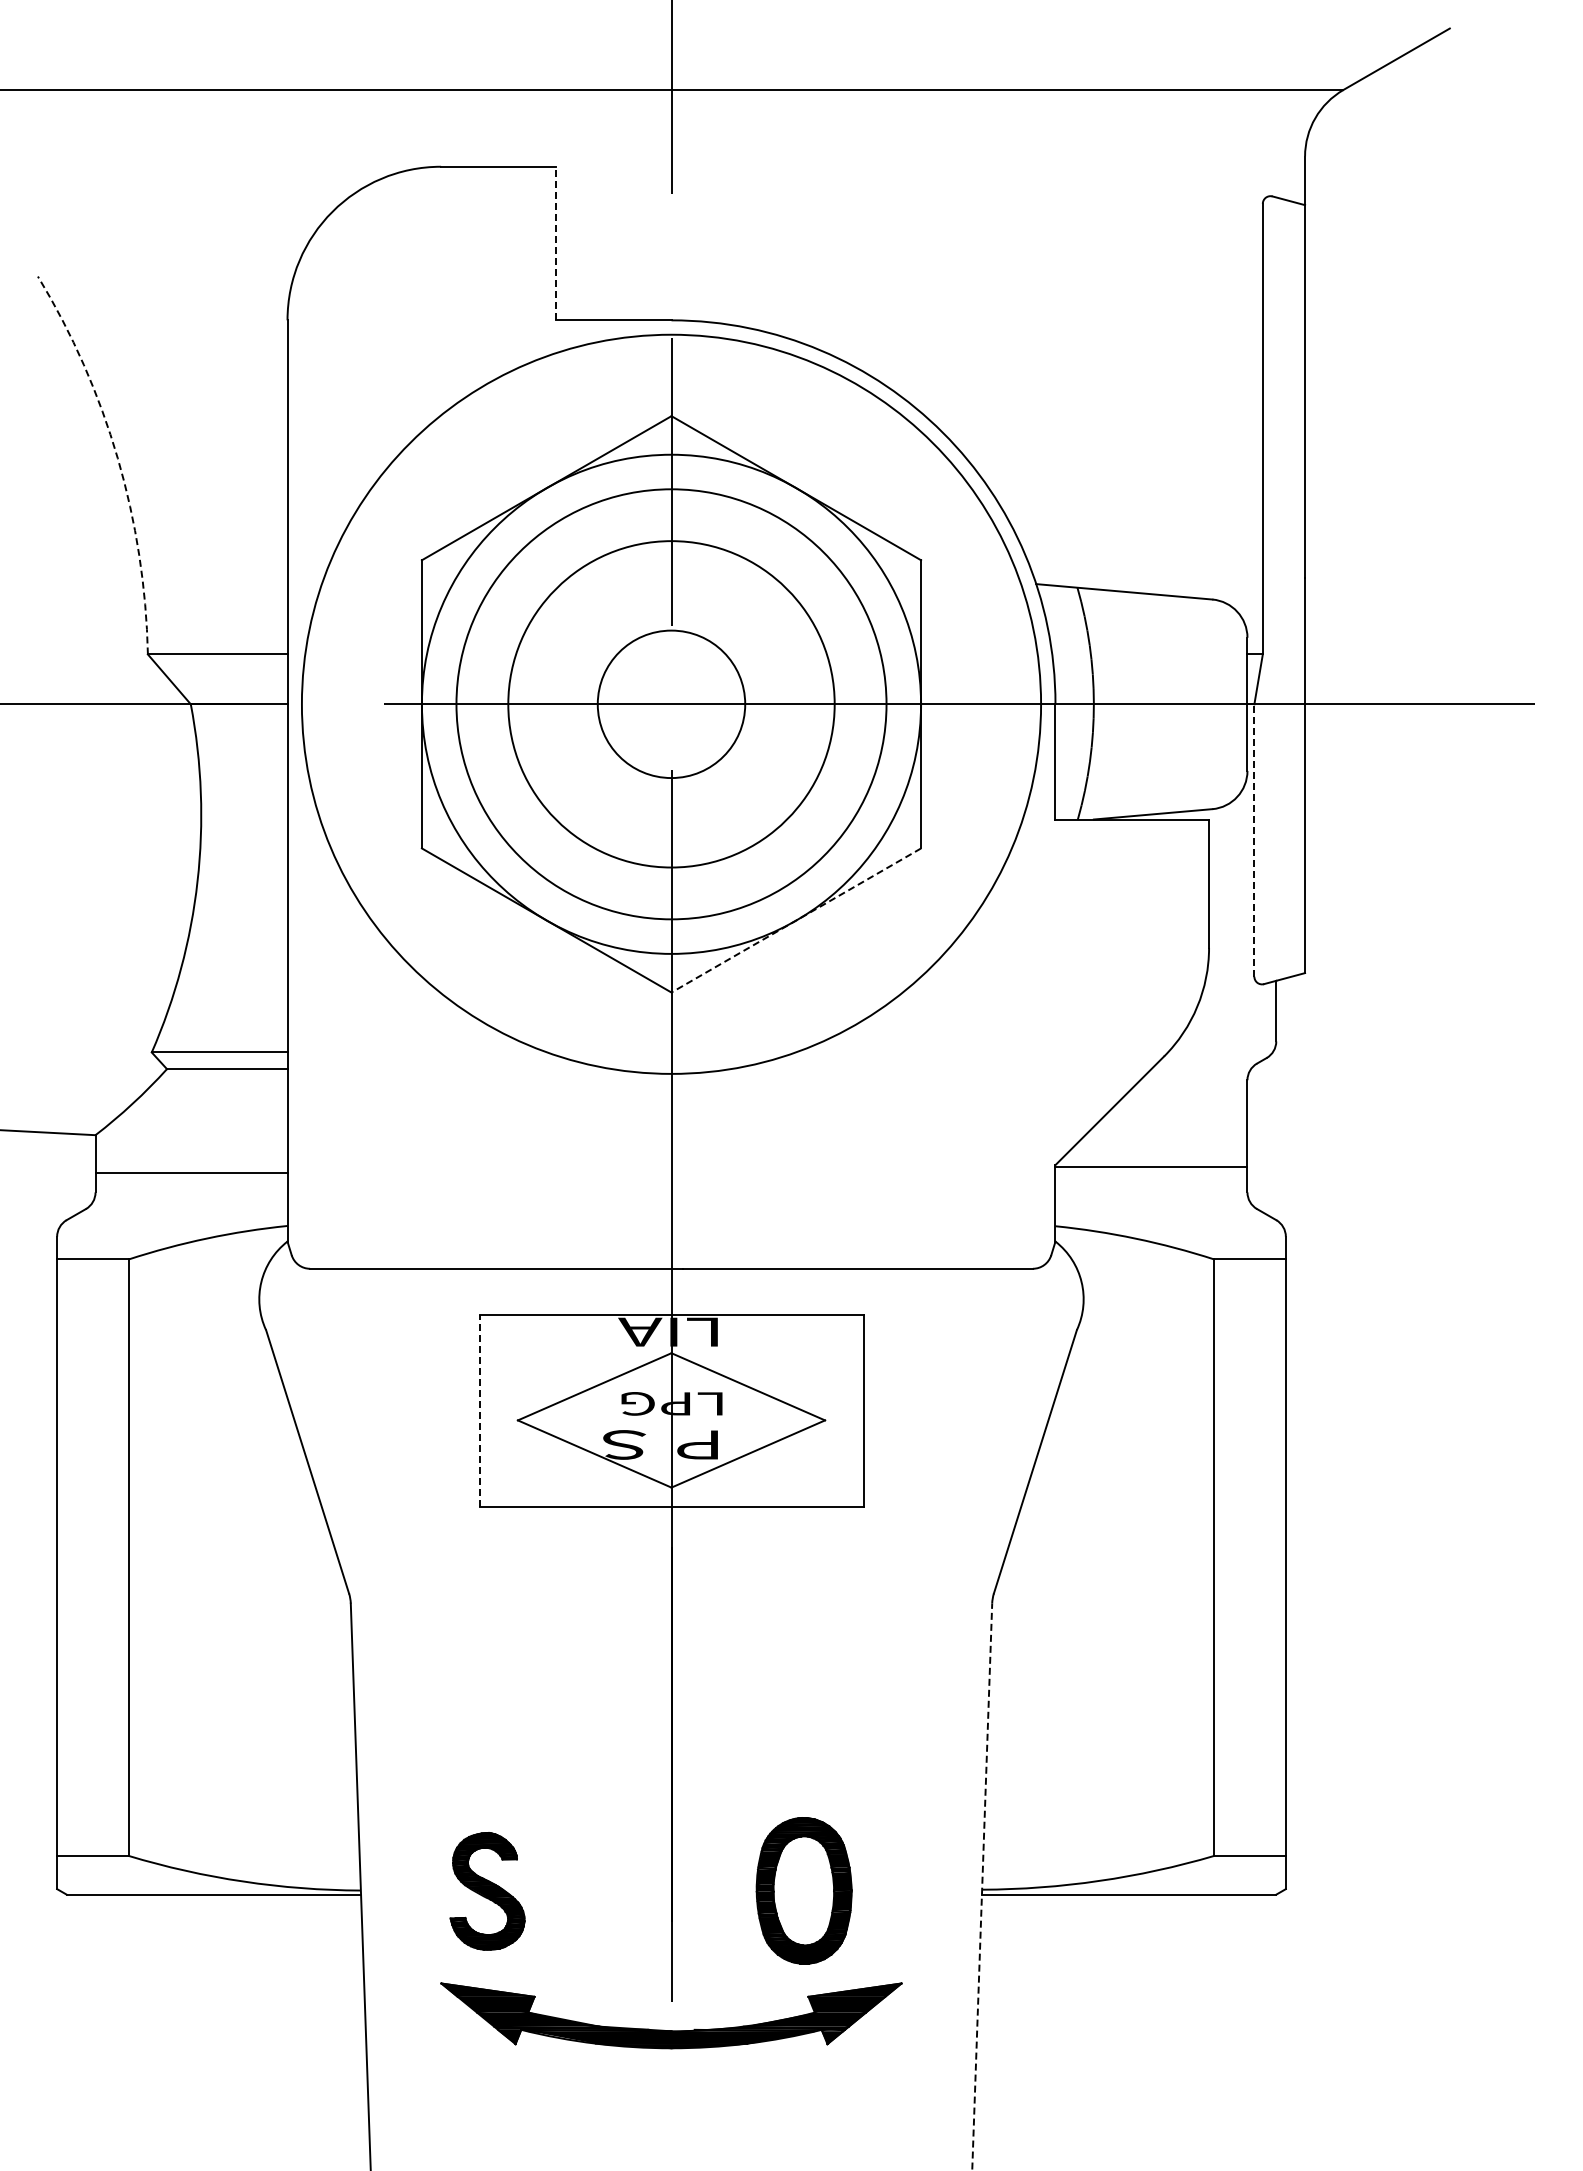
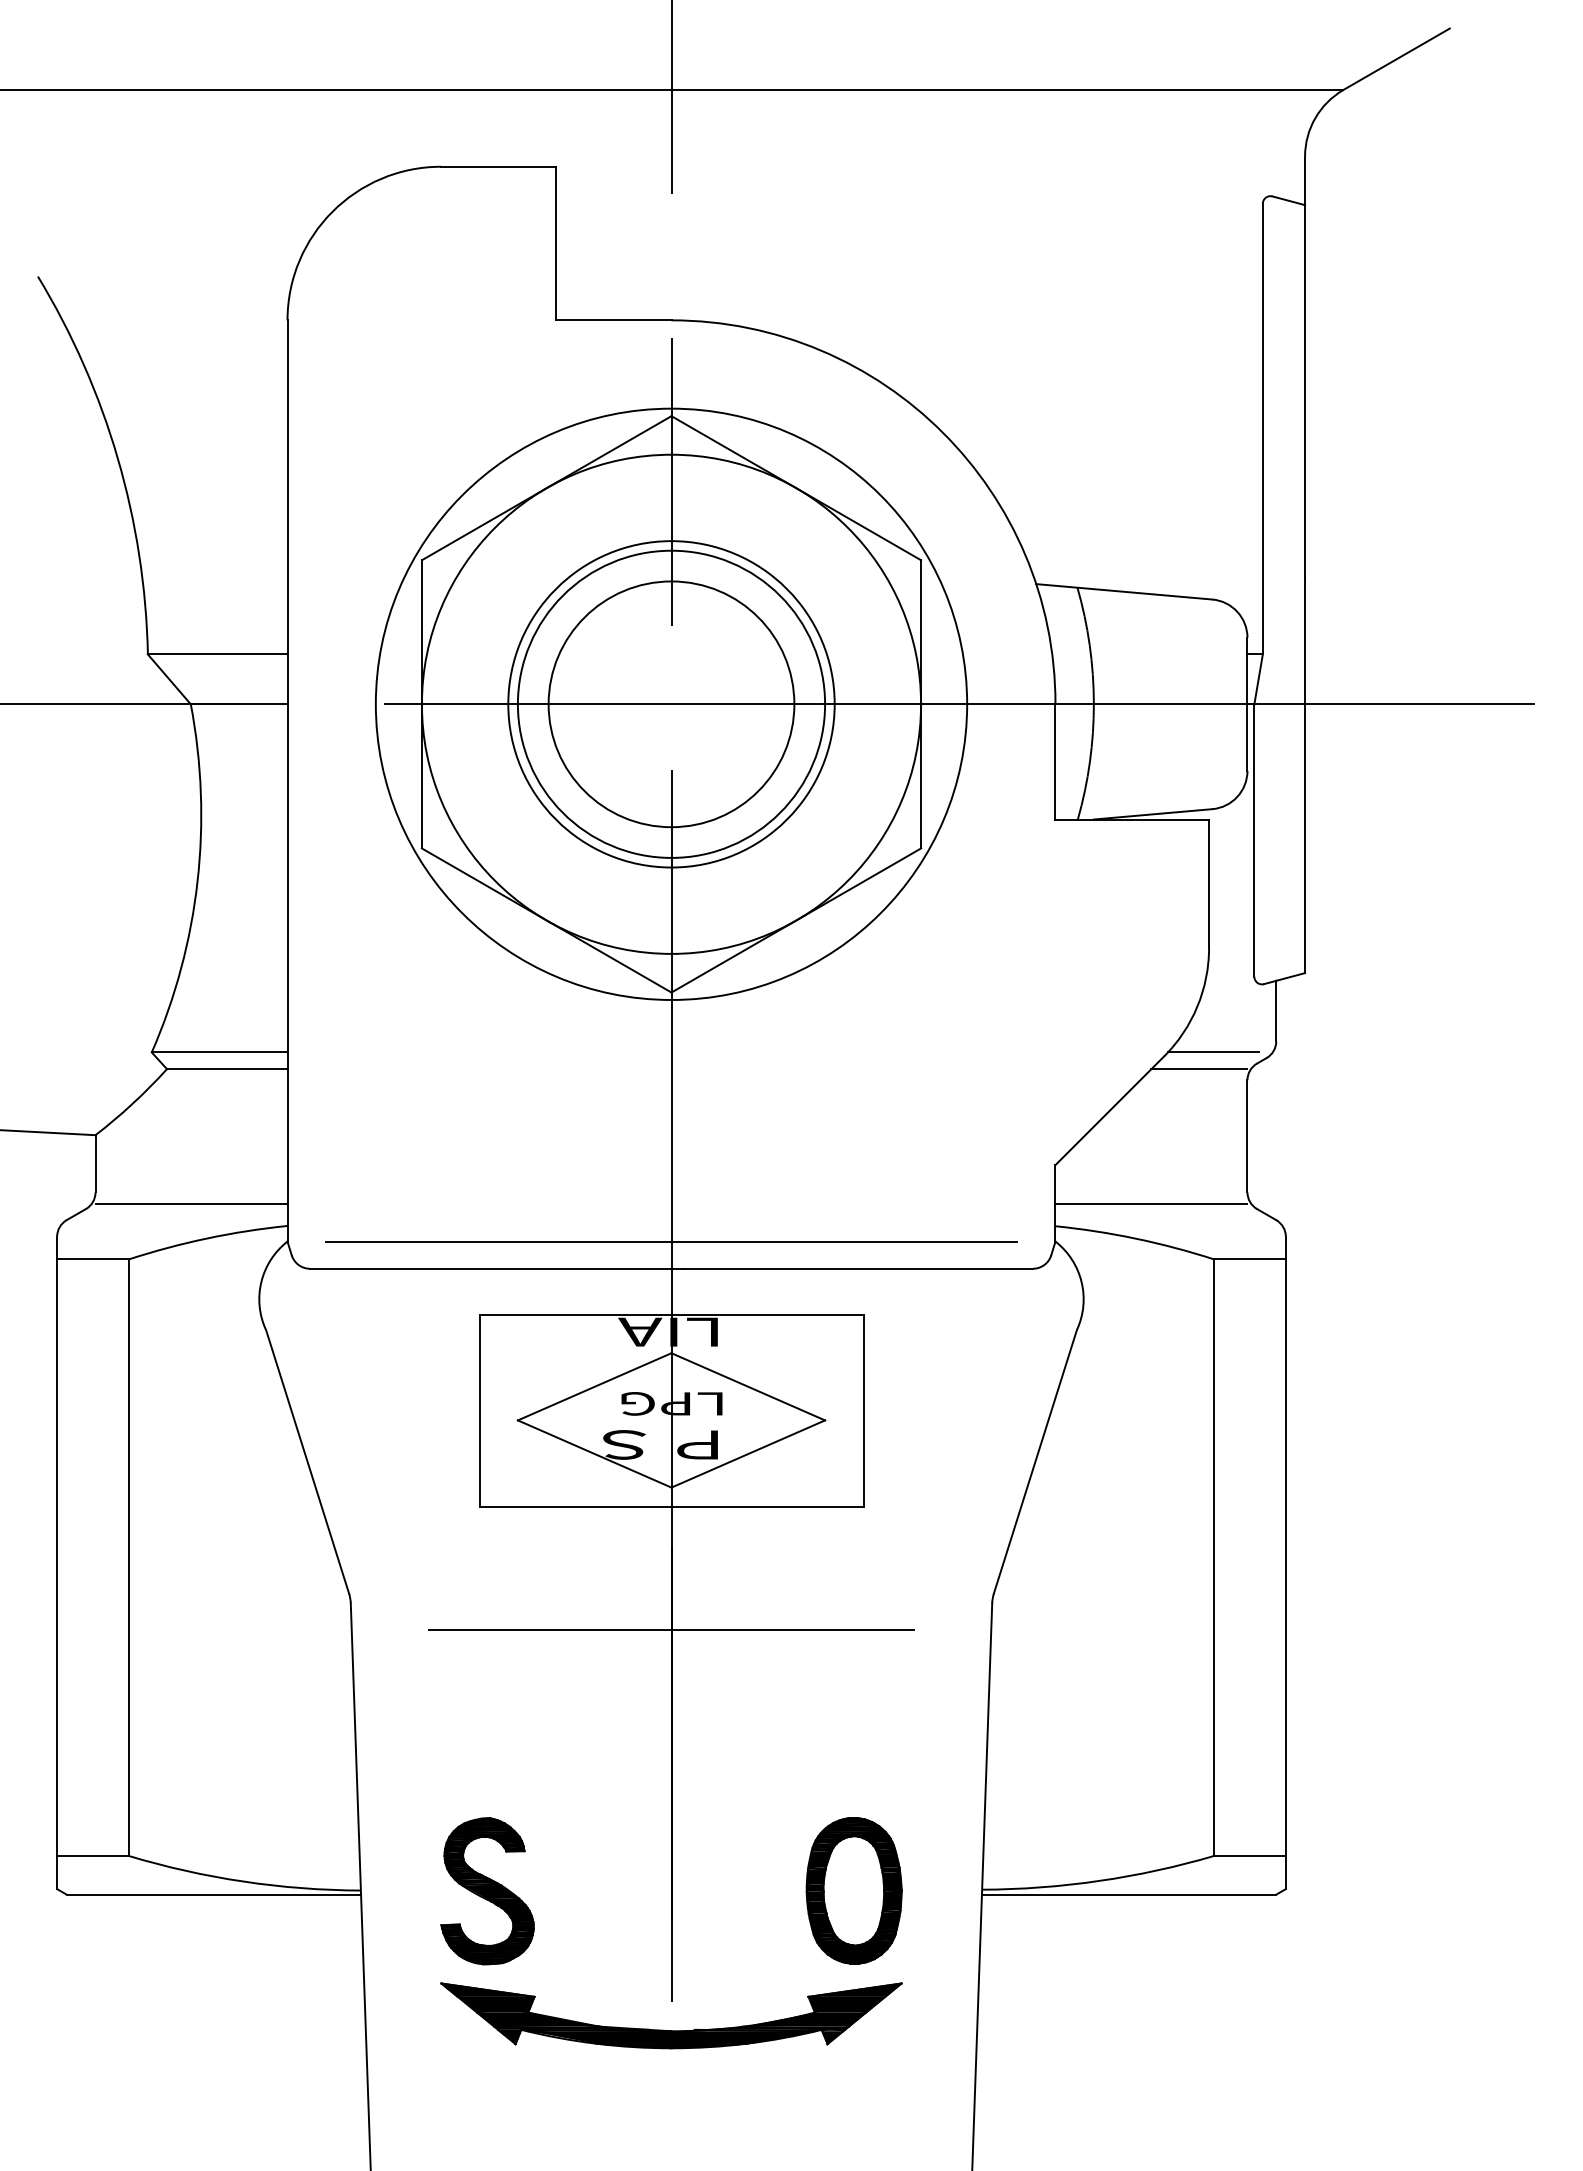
line: dashed -> solid (556, 243)
arc: dashed -> solid (117, 458)
circle diameter: 739 px -> 591 px (671, 703)
circle diameter: 147 px -> 246 px (671, 704)
circle diameter: 430 px -> 307 px (671, 703)
line: dashed -> solid (1254, 840)
line: dashed -> solid (795, 920)
line: none -> present (1213, 1052)
line: none -> present (1199, 1069)
line position: (1151, 1166) -> (1151, 1203) (1151, 1203)
line position: (191, 1172) -> (191, 1203) (191, 1203)
line: none -> present (671, 1241)
line: dashed -> solid (479, 1410)
line: none -> present (671, 1629)
line: dashed -> solid (982, 1886)
part position: (803, 1890) -> (853, 1890) (853, 1890)
part size: 77x119 px -> 95x149 px (487, 1891)
